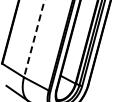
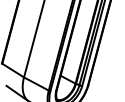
line: dashed -> solid (34, 39)
